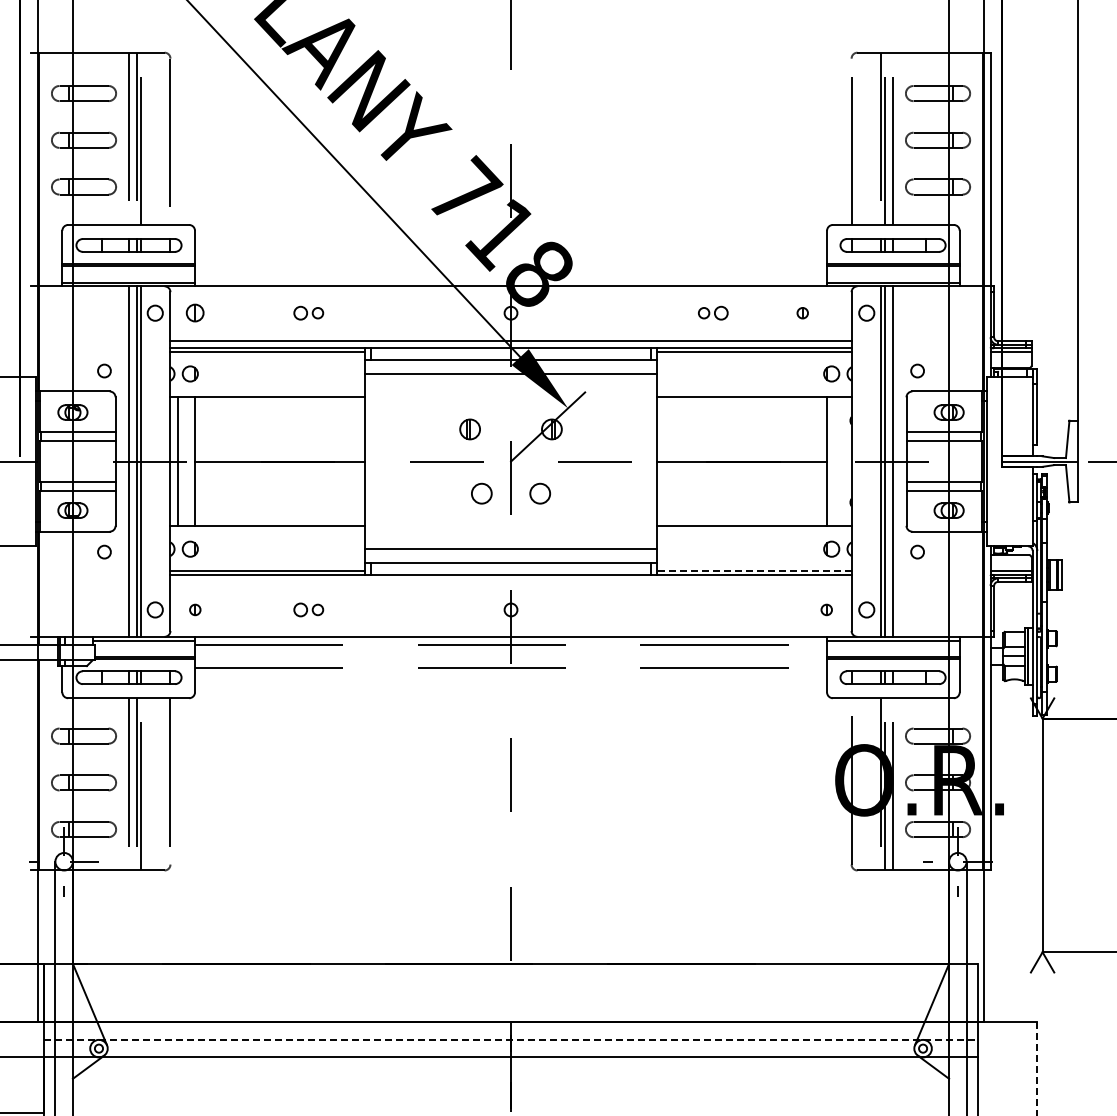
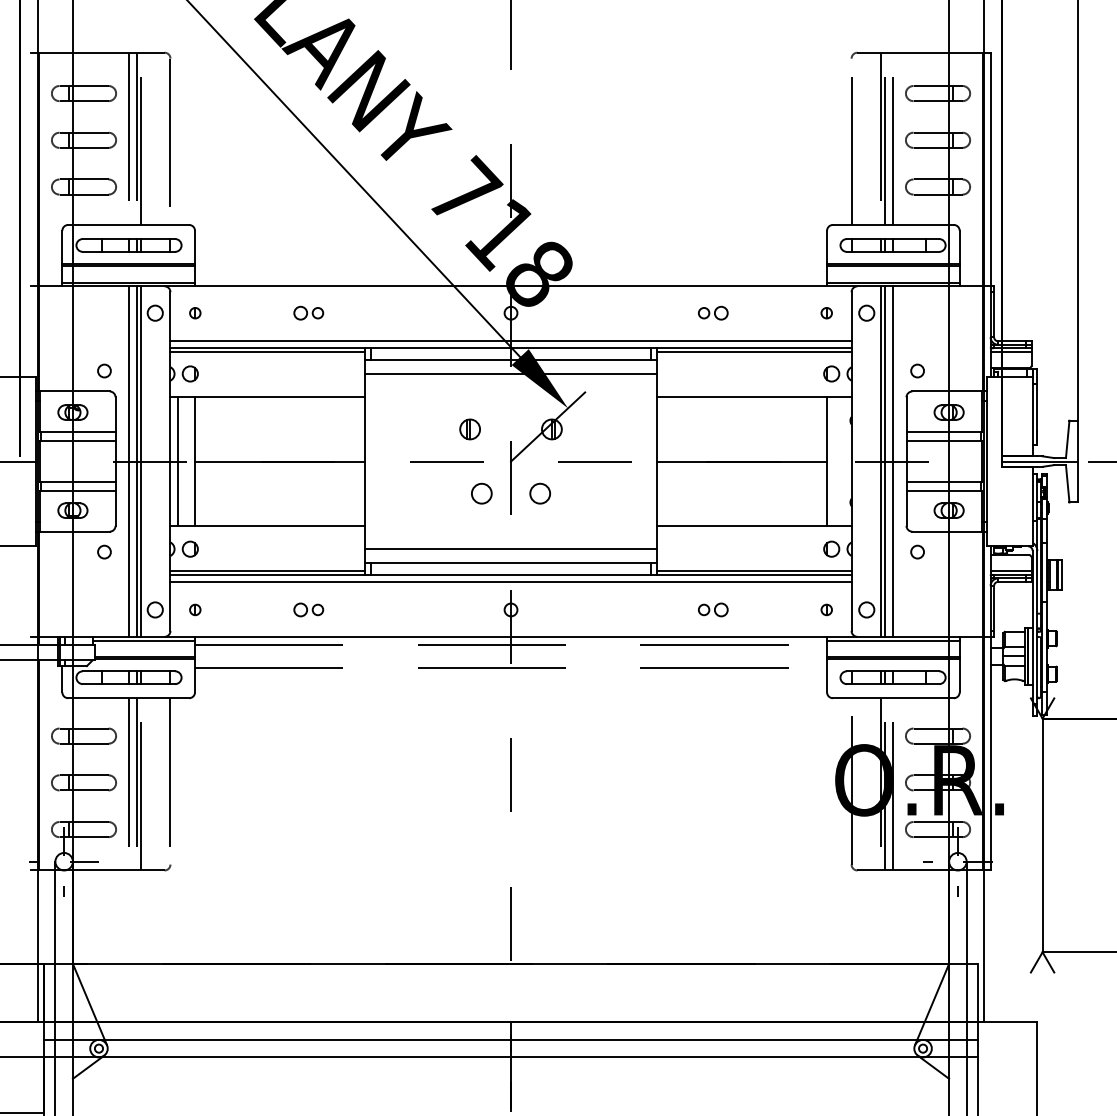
part size: 20x20 px -> 13x13 px (195, 313)
part position: (802, 313) -> (826, 313) (826, 313)
line: dashed -> solid (753, 570)
line: none -> present (510, 582)
part: none -> present (713, 609)
line: dashed -> solid (511, 1039)
line: dashed -> solid (1036, 1069)
